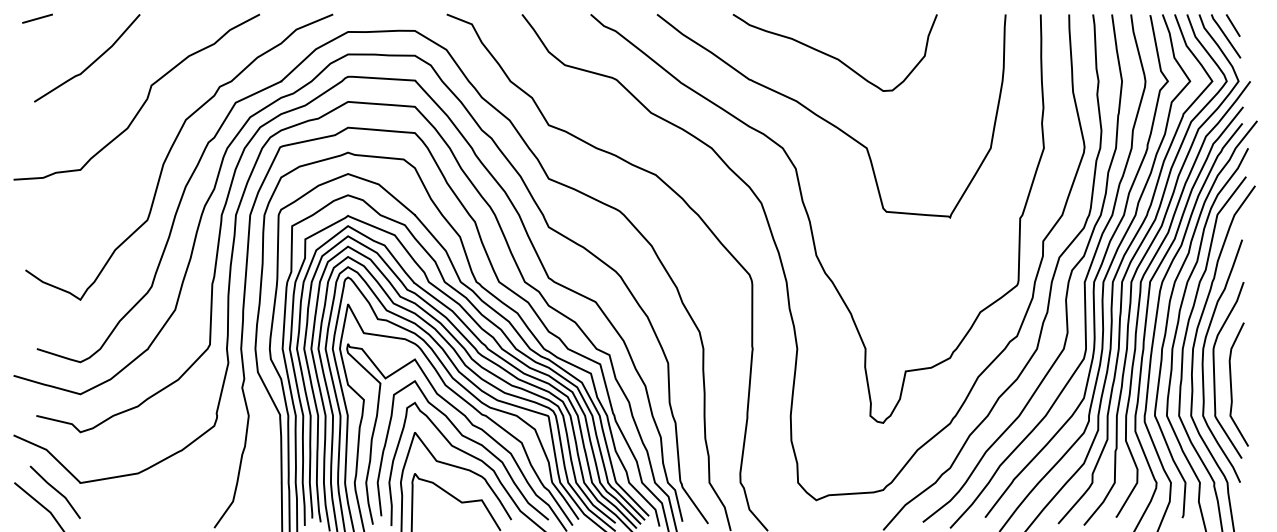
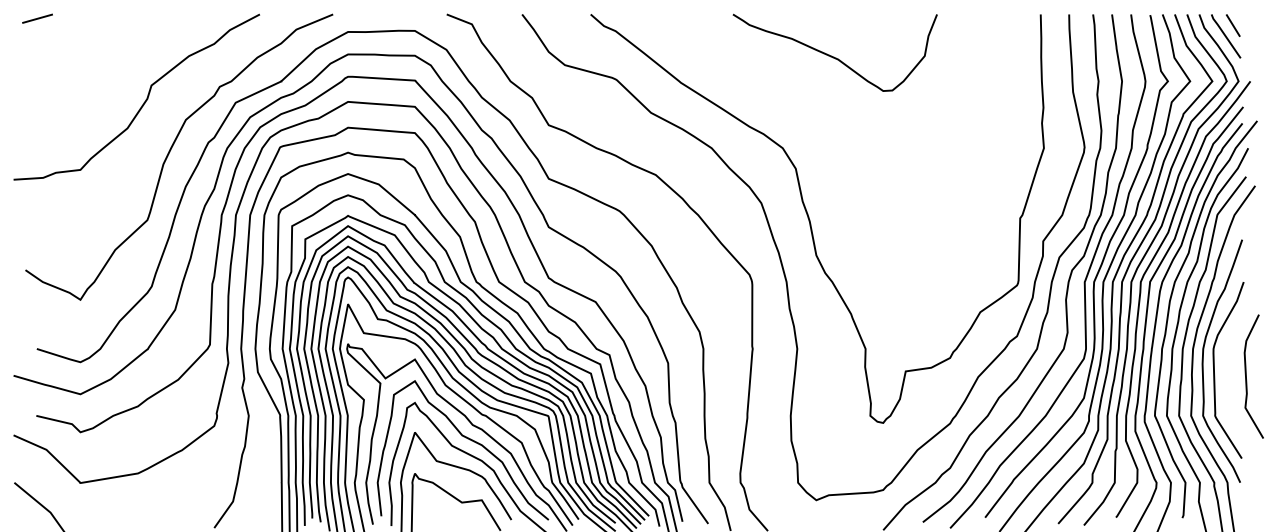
curve: present -> none (89, 64)
curve: present -> none (829, 121)
curve position: (1231, 384) -> (1246, 376) (1246, 376)
line: present -> none (55, 490)
